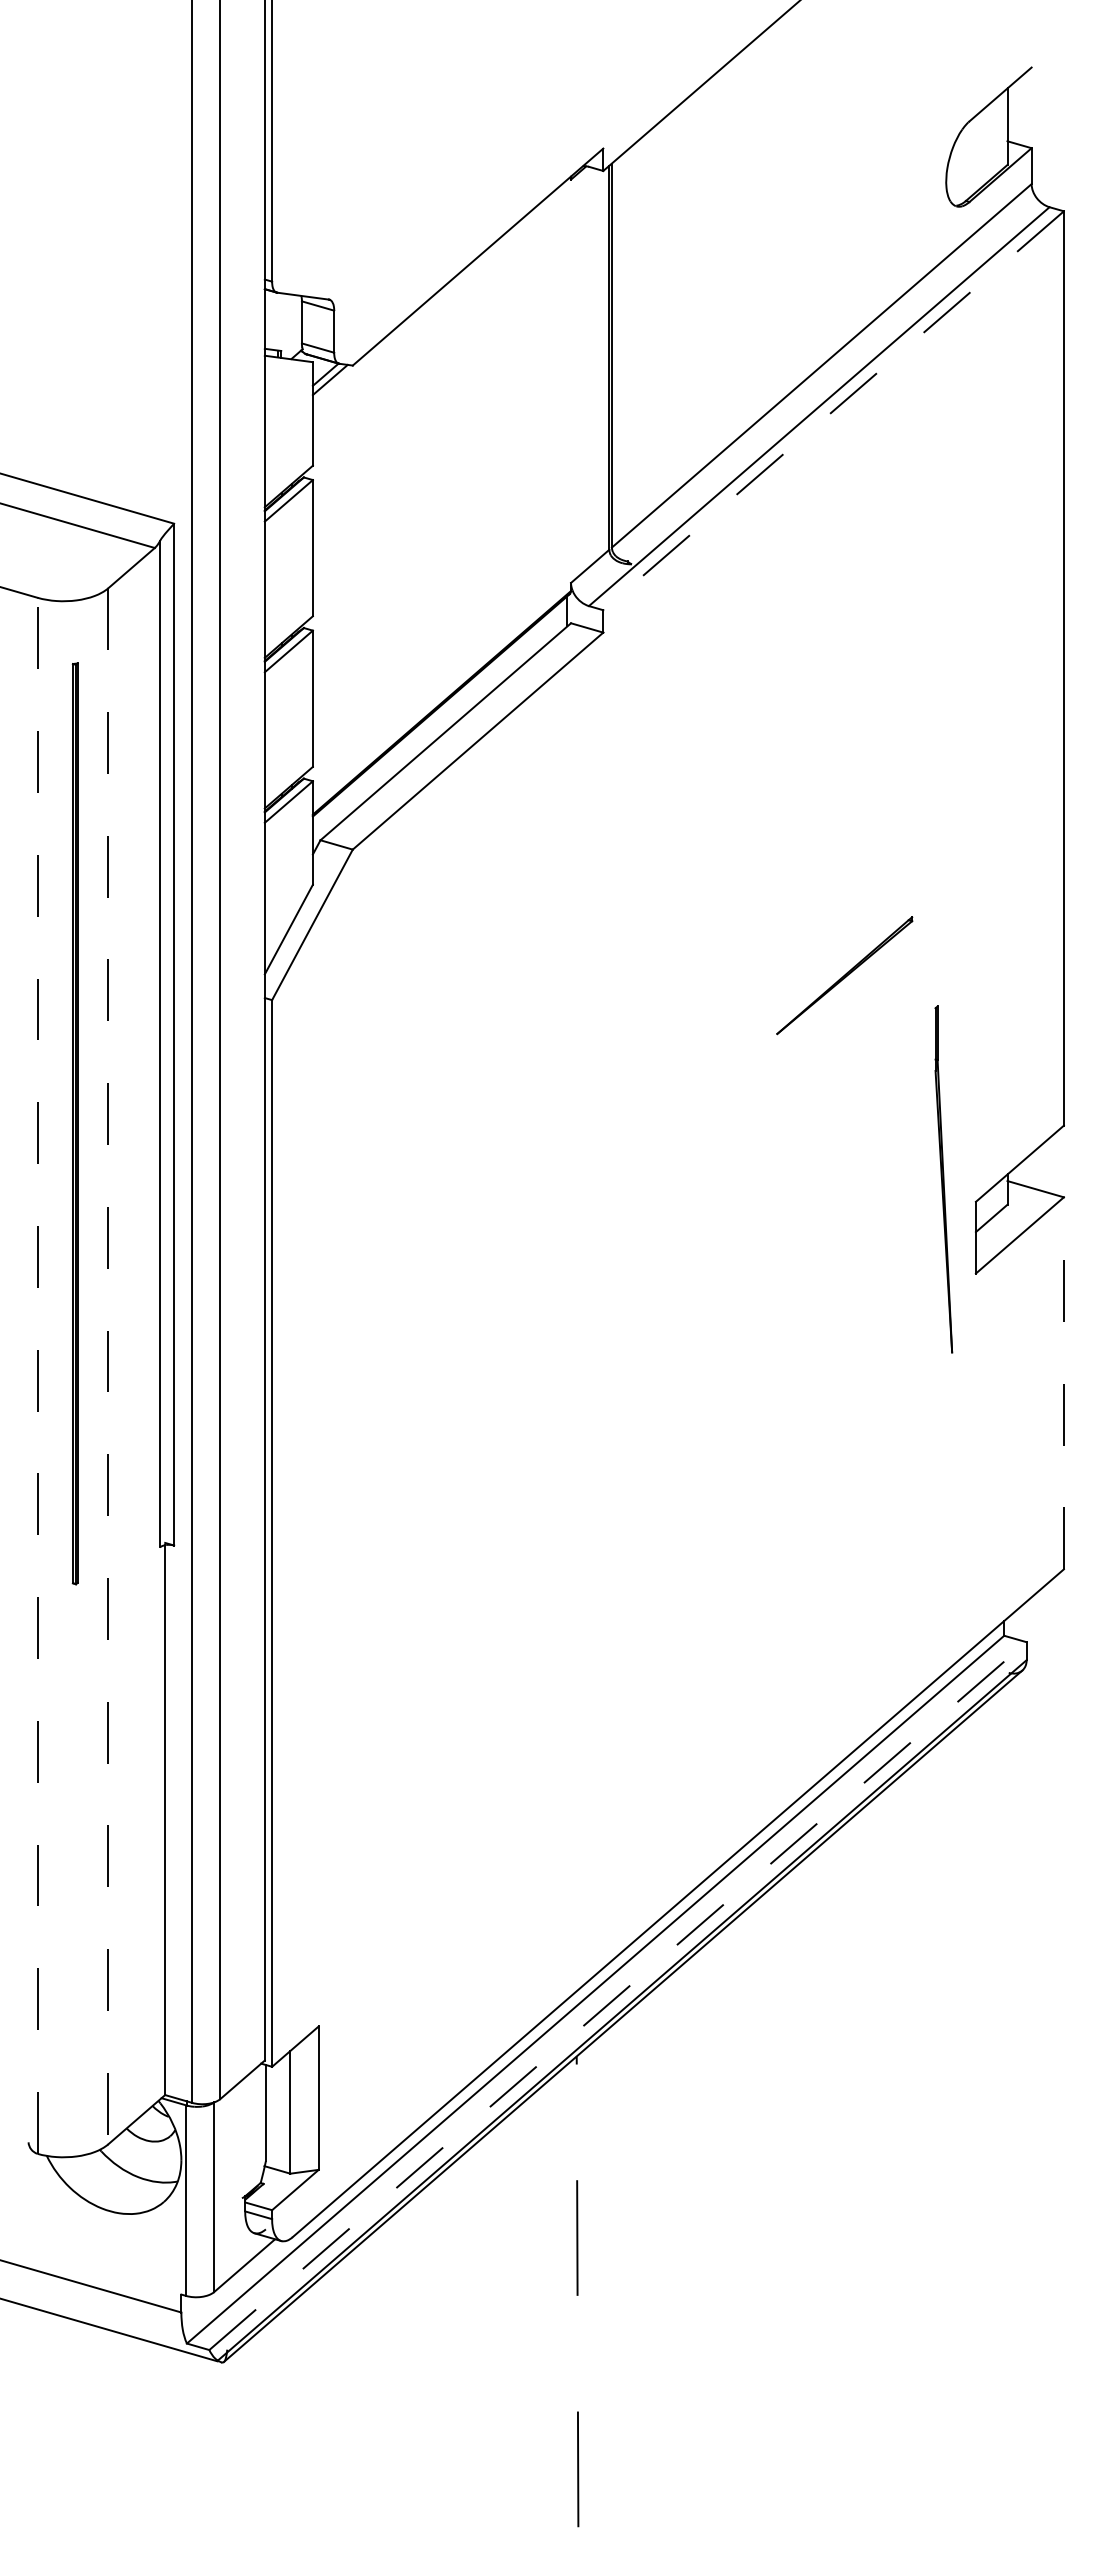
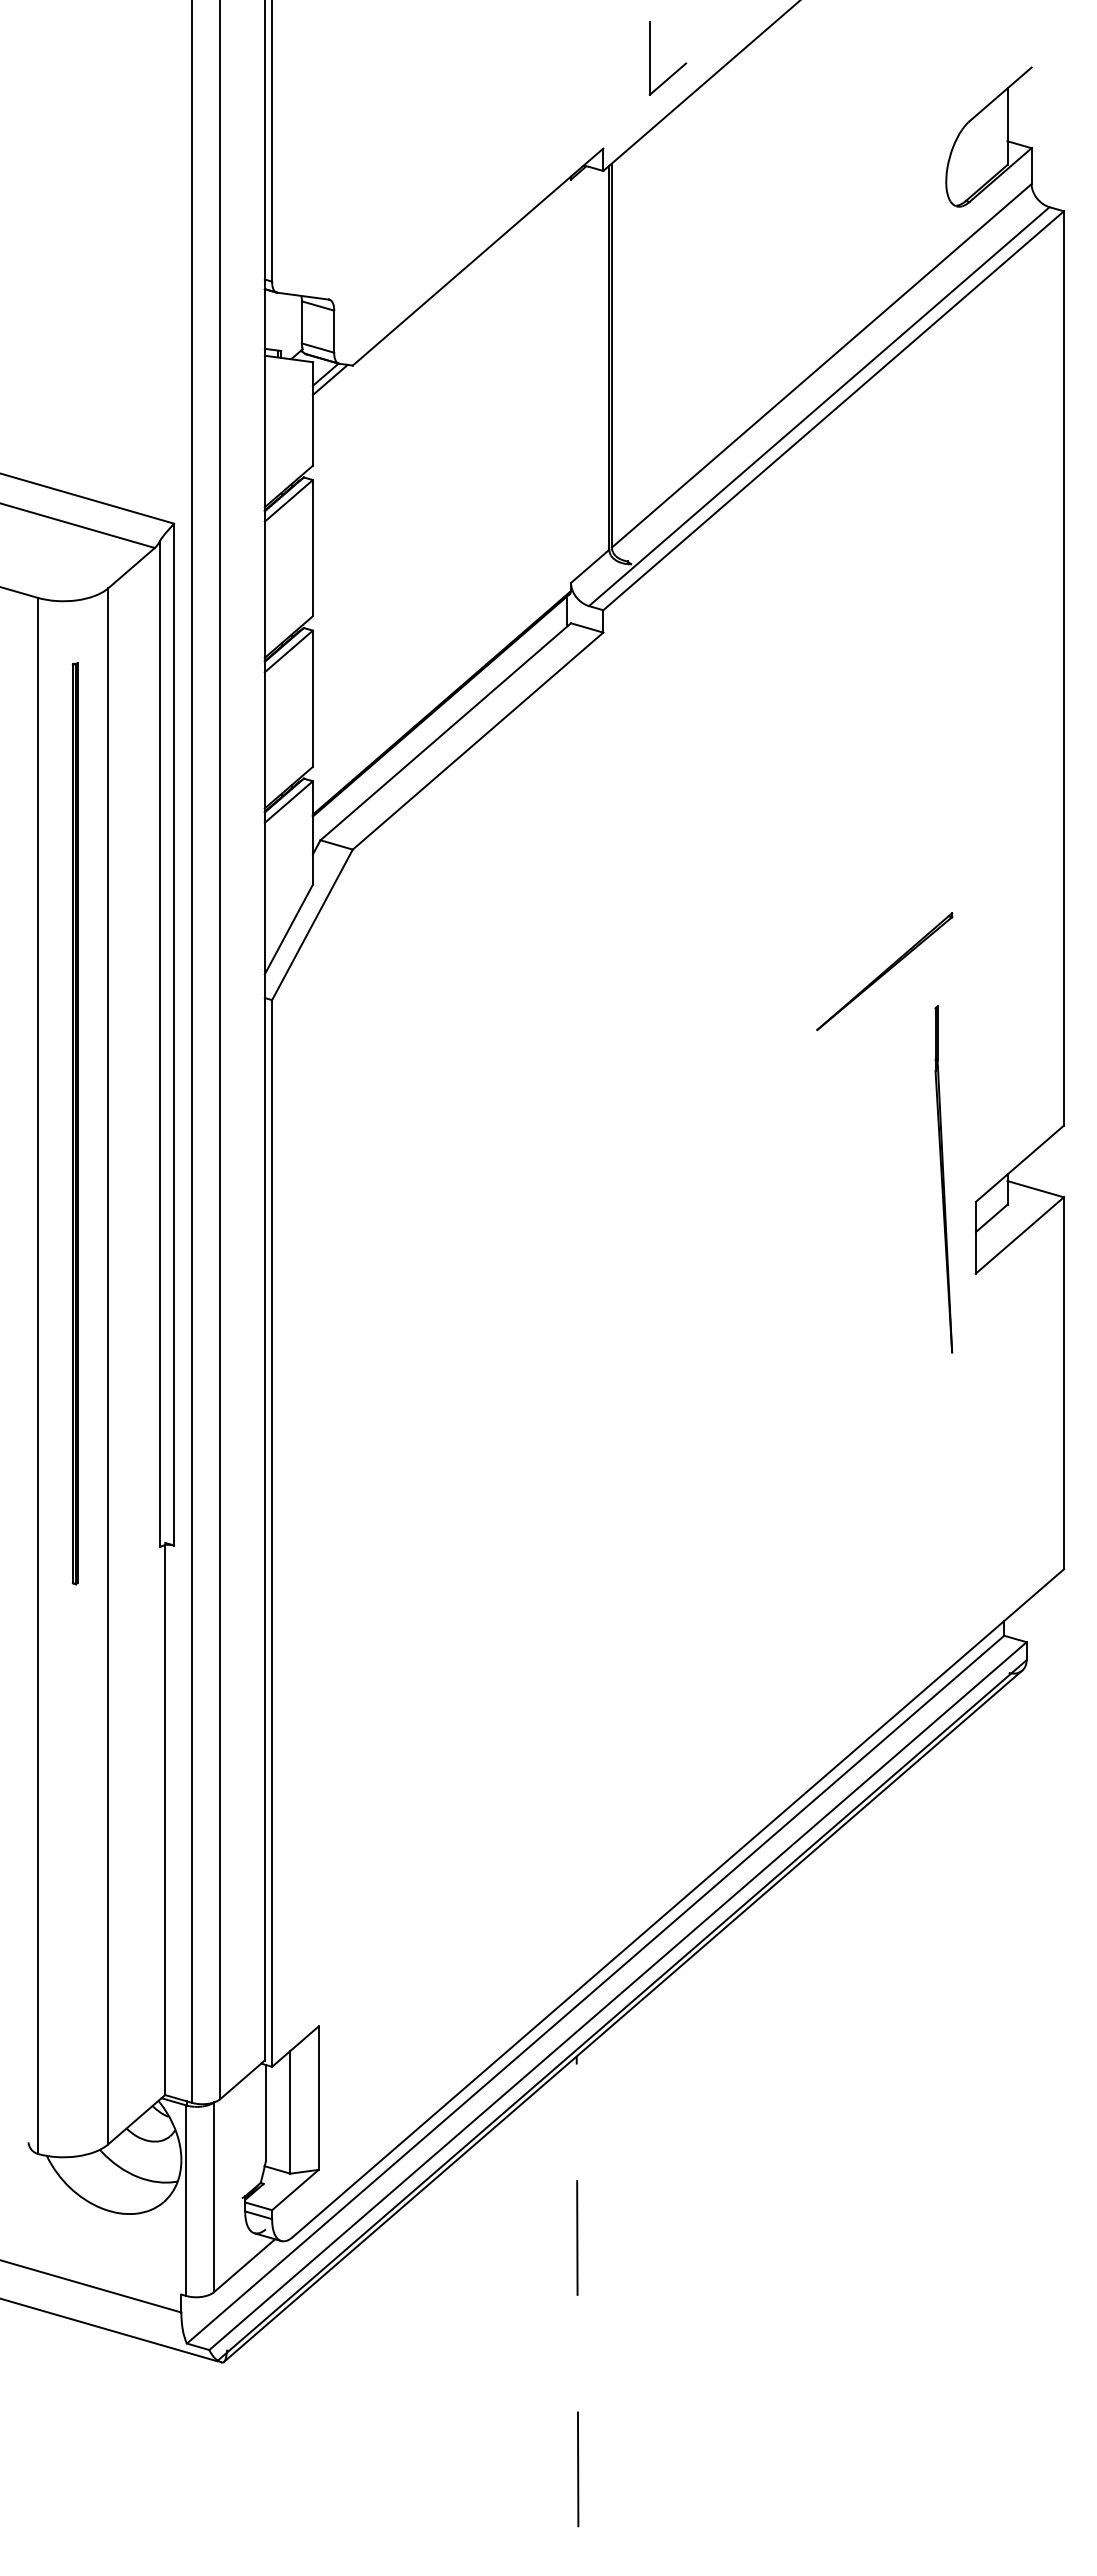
part: none -> present (678, 68)
line: dashed -> solid (833, 410)
part position: (844, 975) -> (884, 971) (884, 971)
line: dashed -> solid (108, 1366)
line: dashed -> solid (37, 1375)
line: dashed -> solid (1063, 1382)
line: dashed -> solid (618, 1996)
